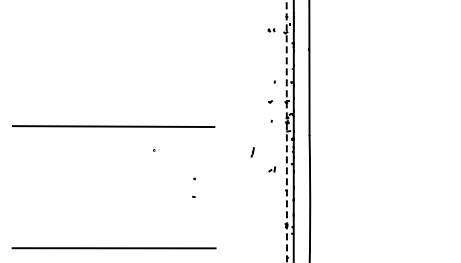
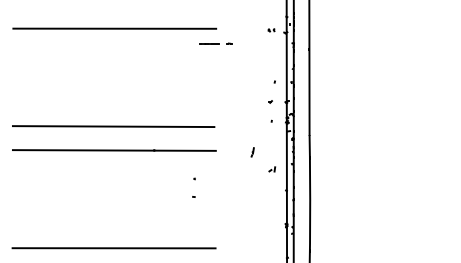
line: none -> present (114, 28)
part: none -> present (215, 43)
line: dashed -> solid (286, 131)
line: none -> present (113, 150)
